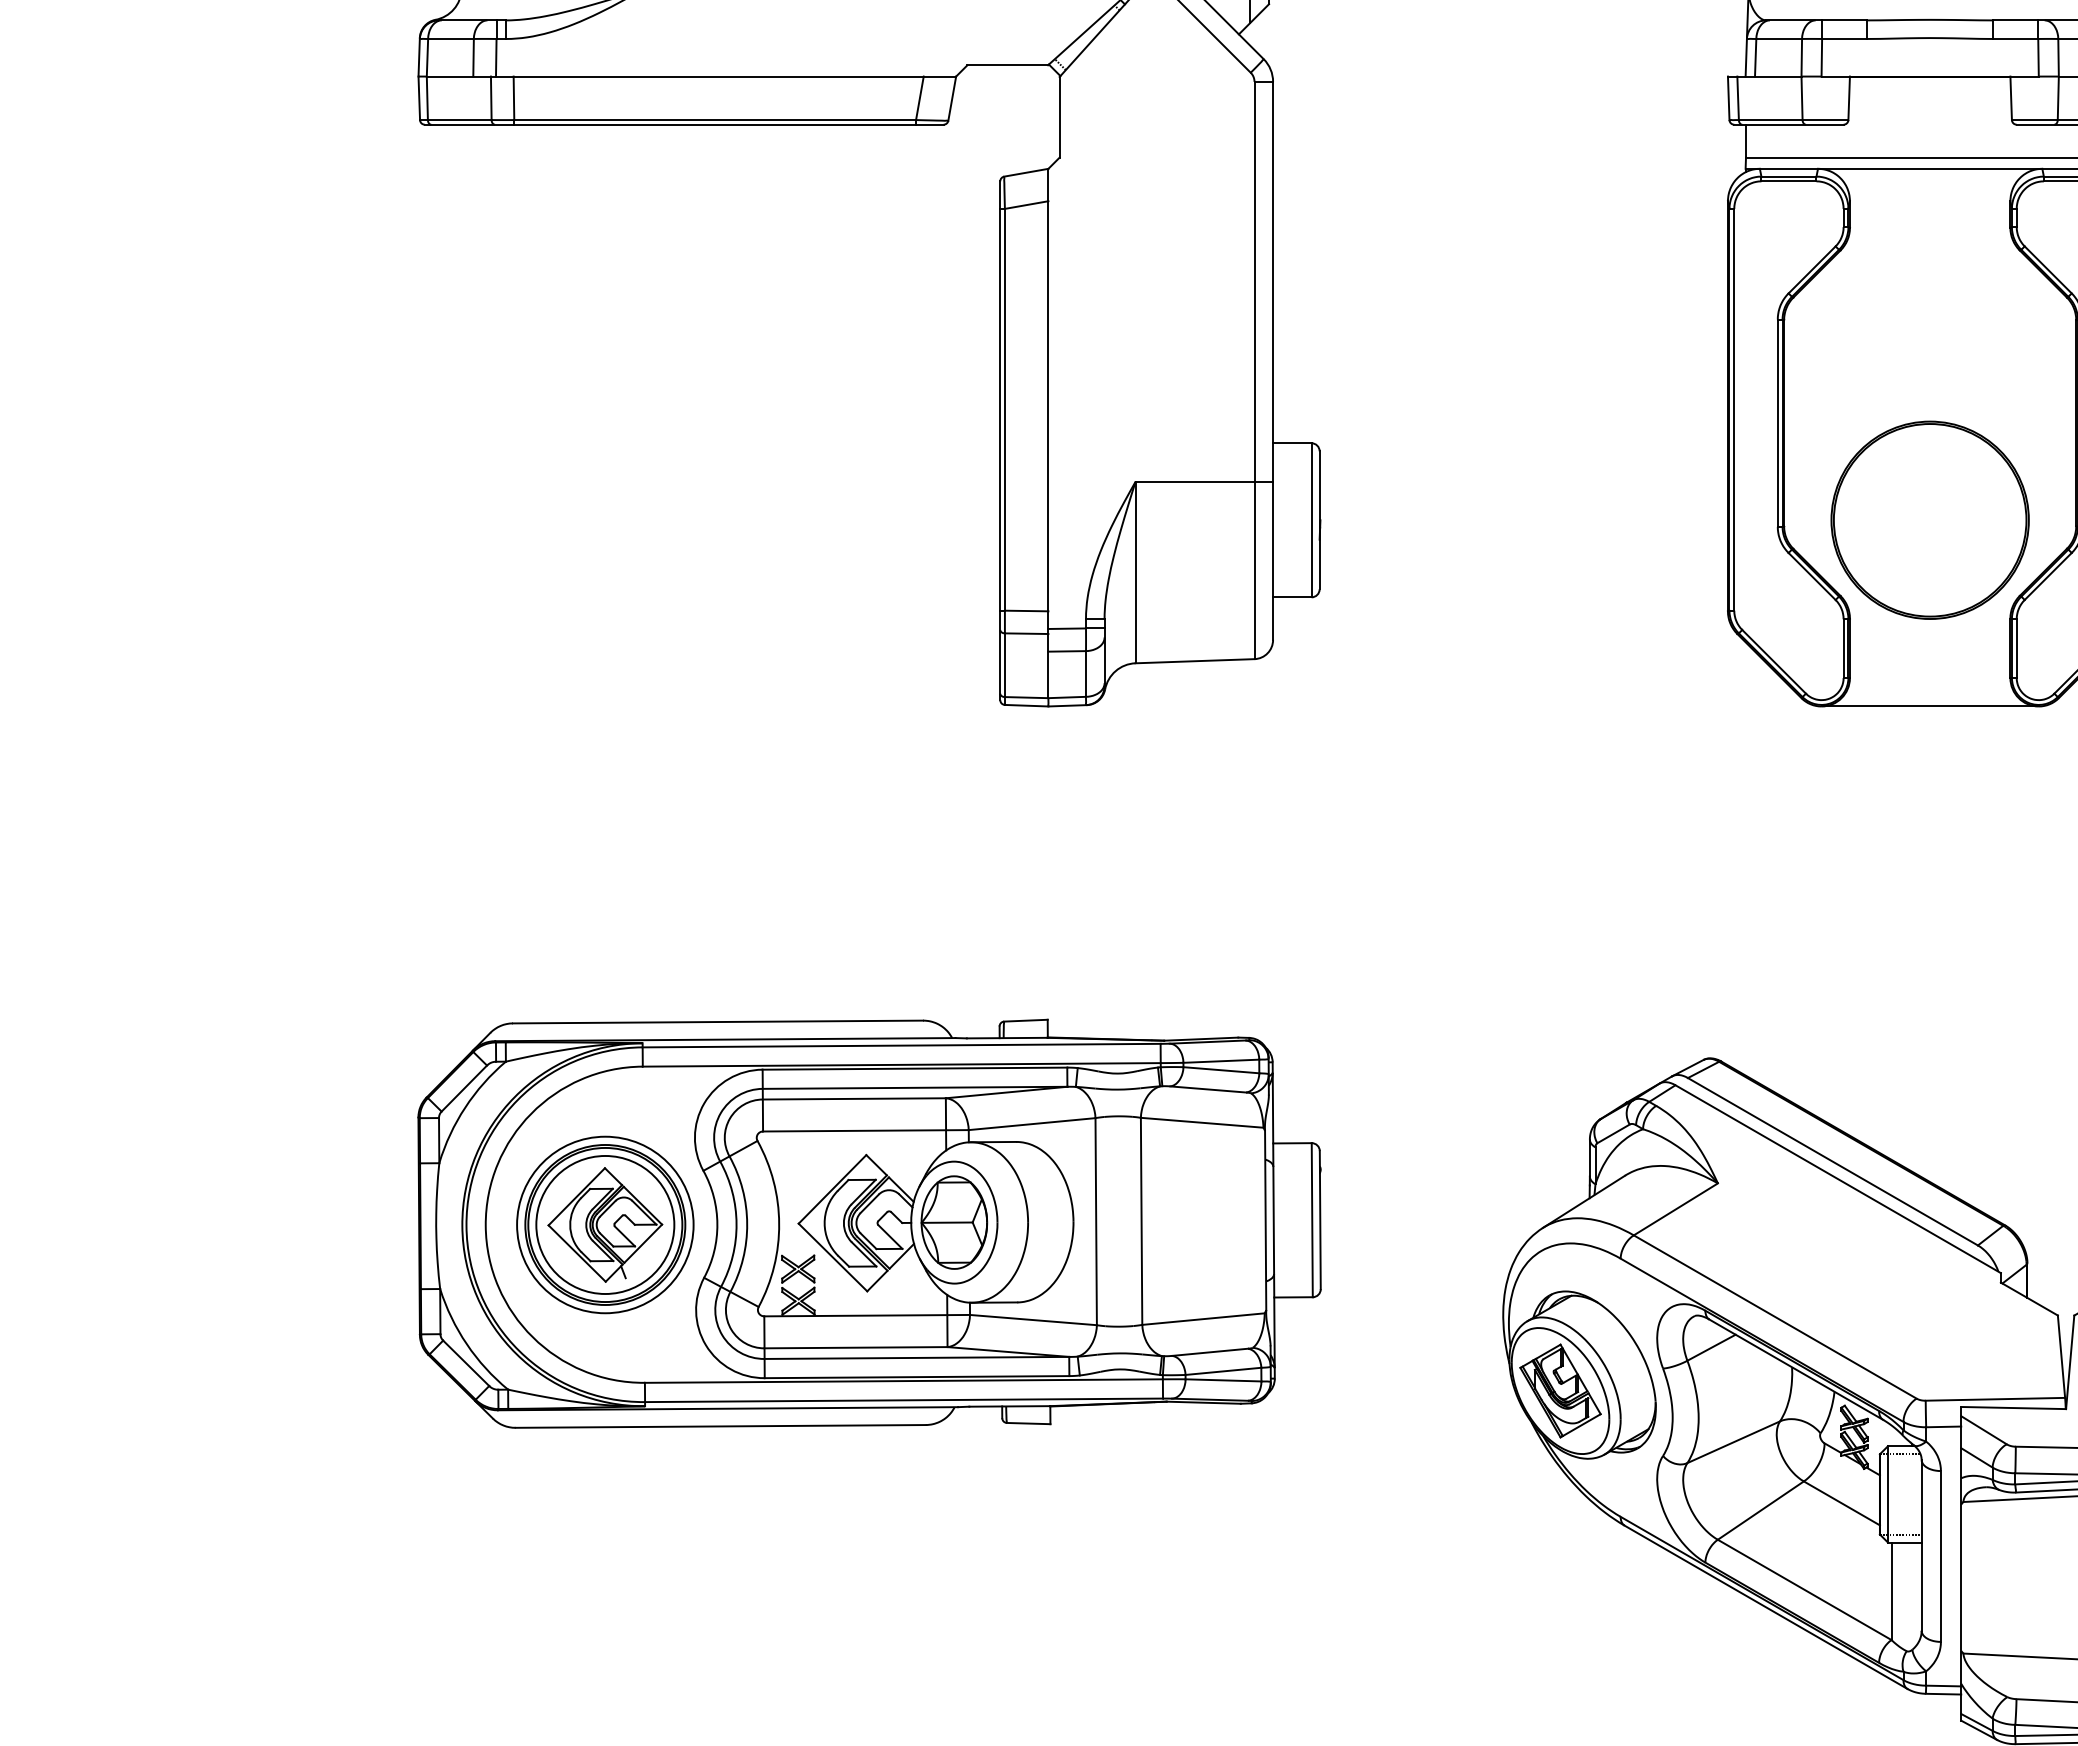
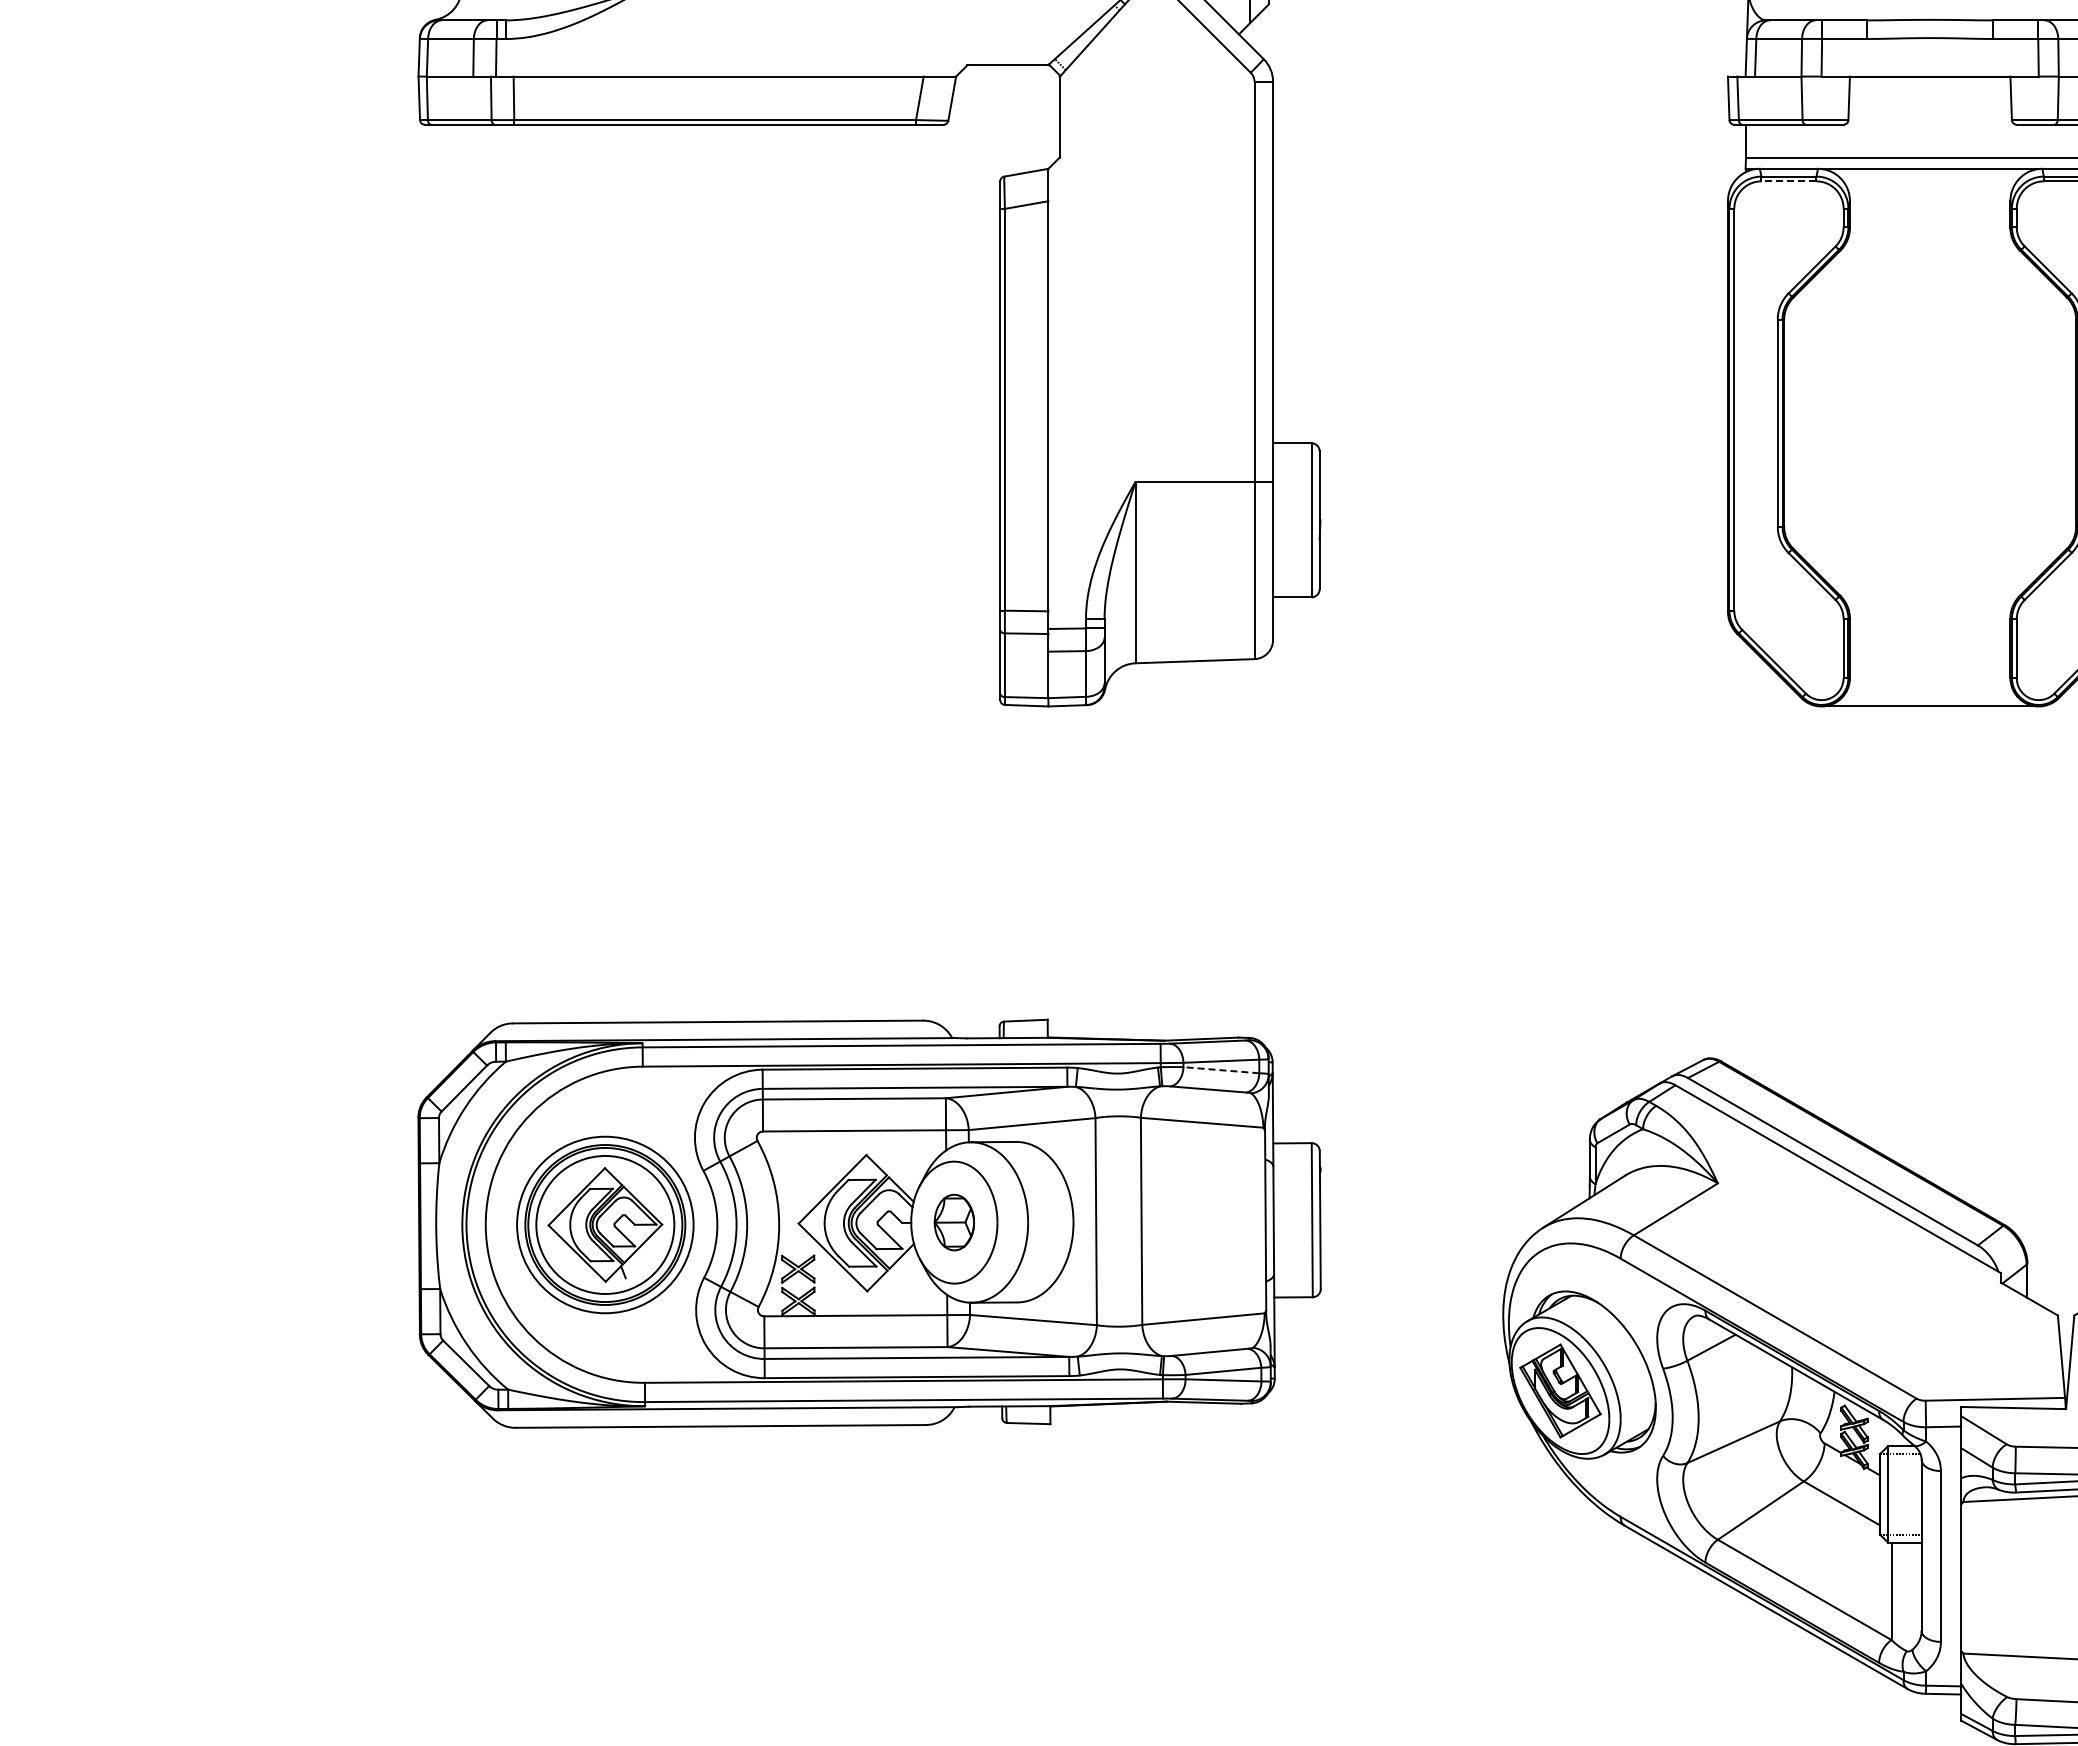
line: solid -> dashed (1788, 181)
part: present -> none (1929, 519)
line: solid -> dashed (1220, 1070)
part size: 69x95 px -> 42x59 px (953, 1222)
